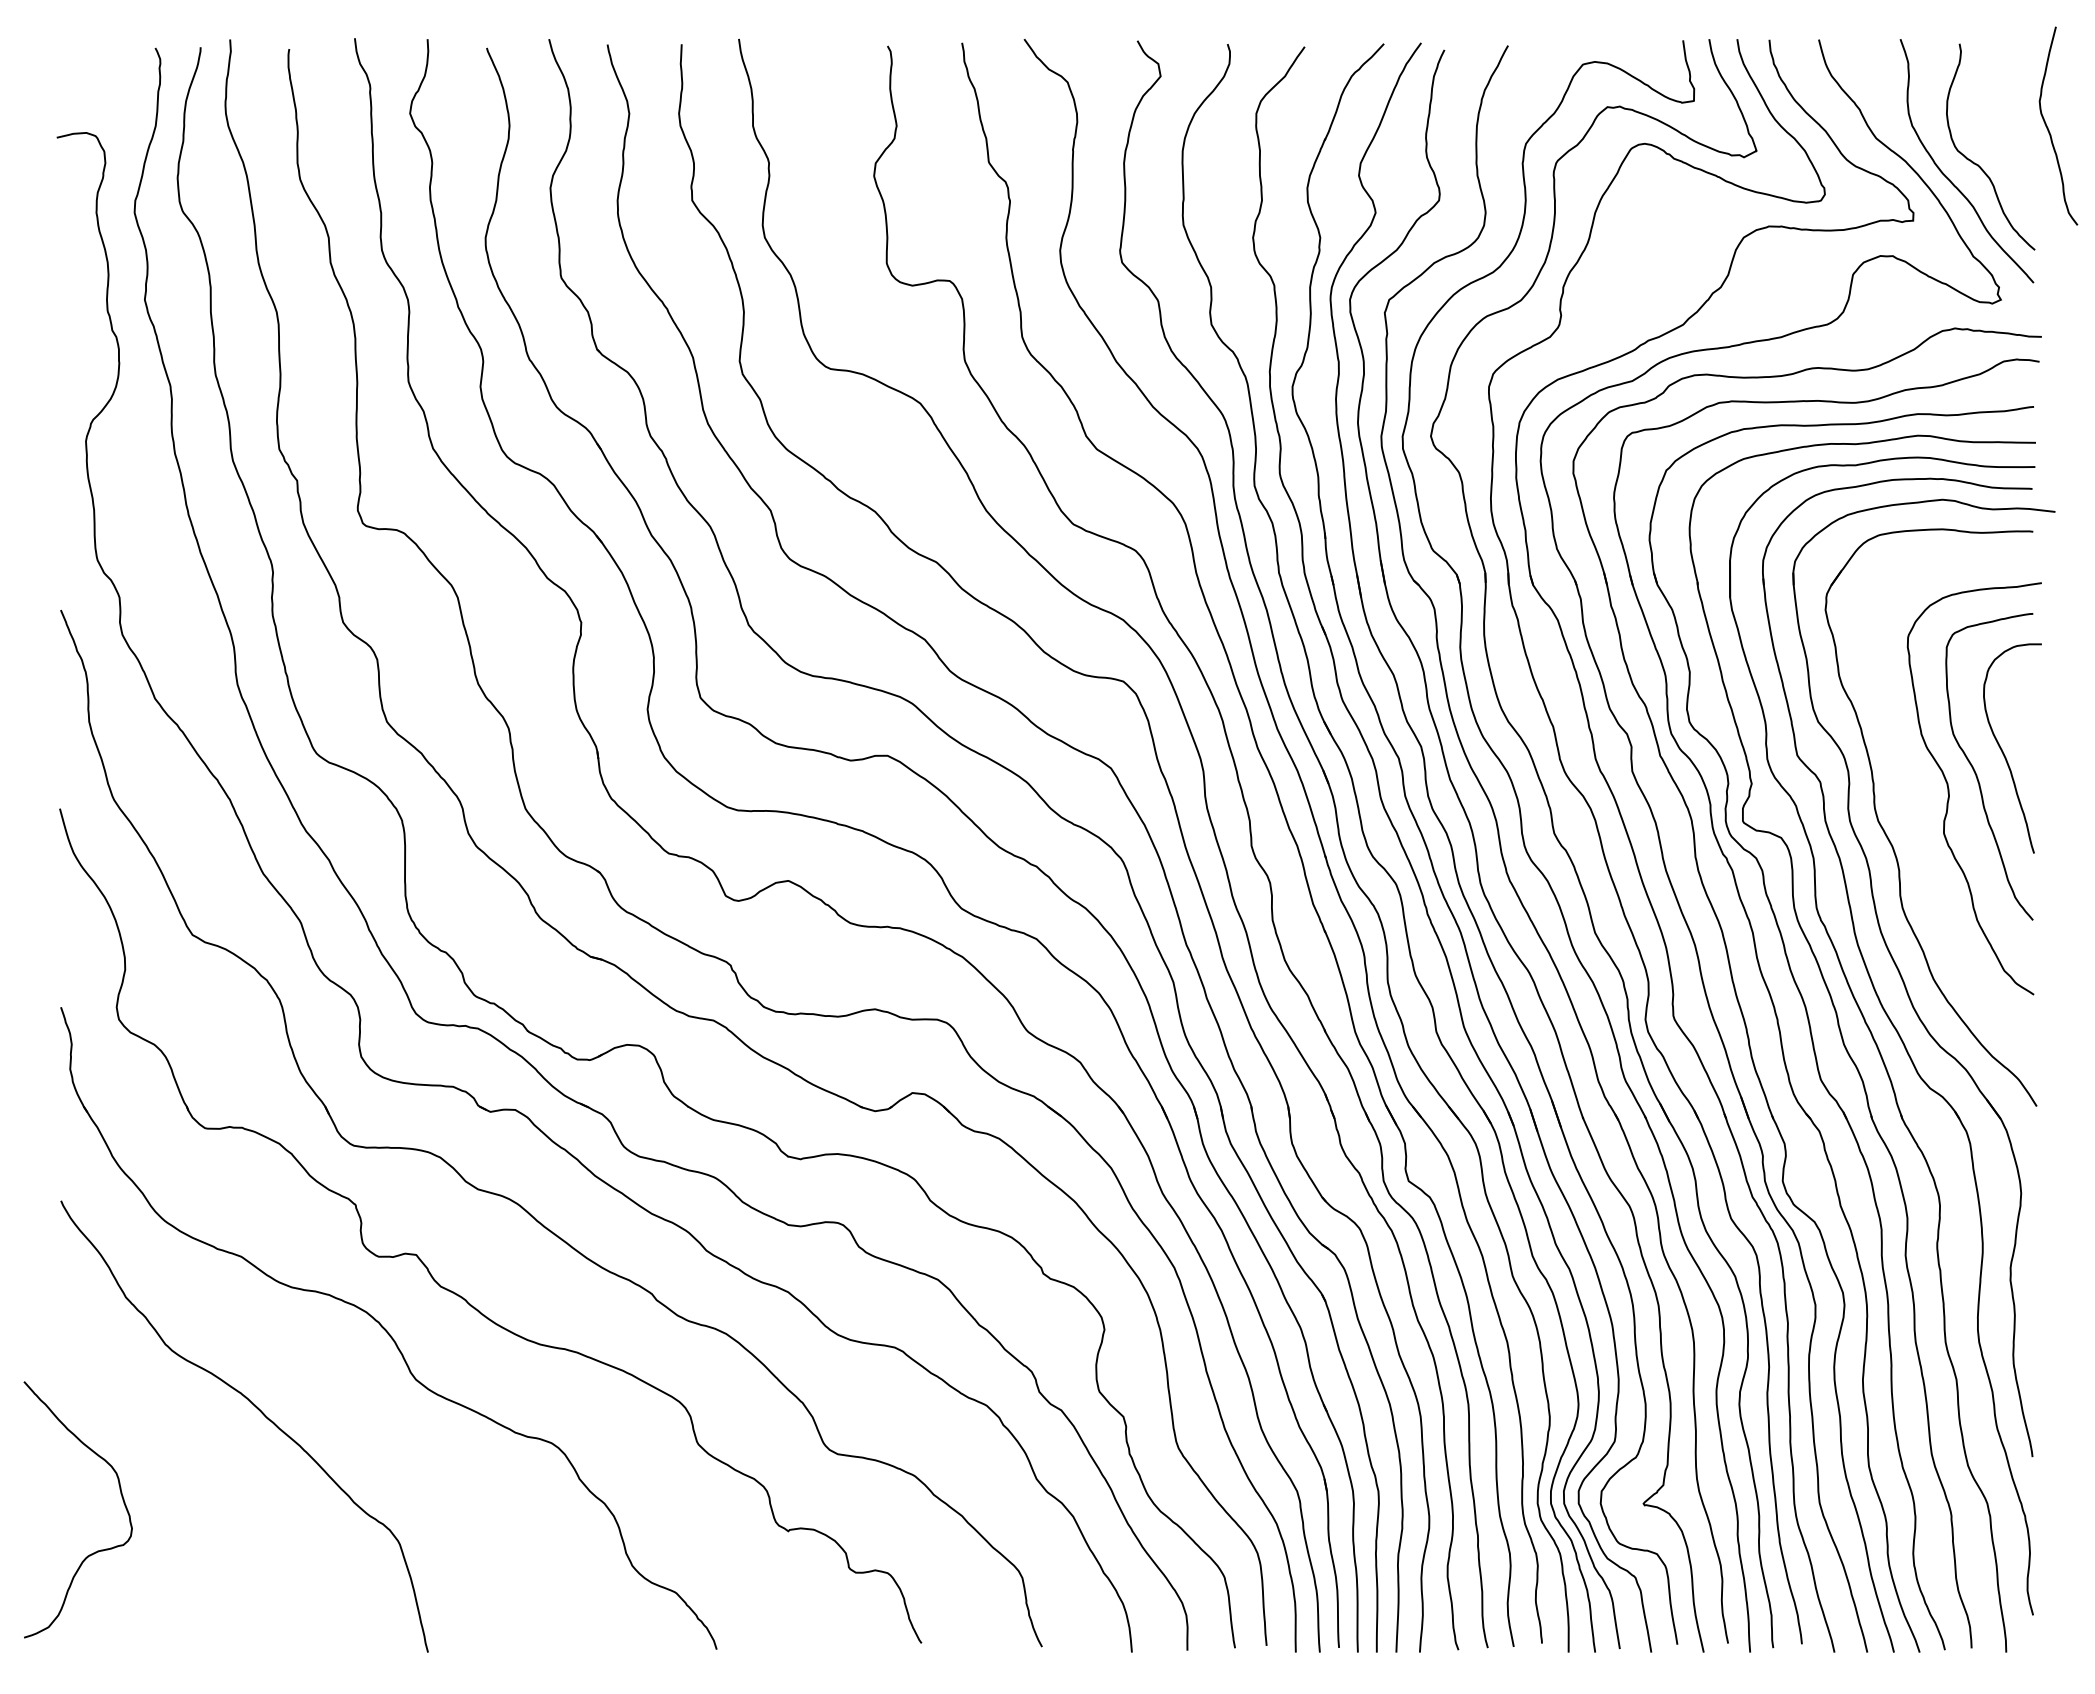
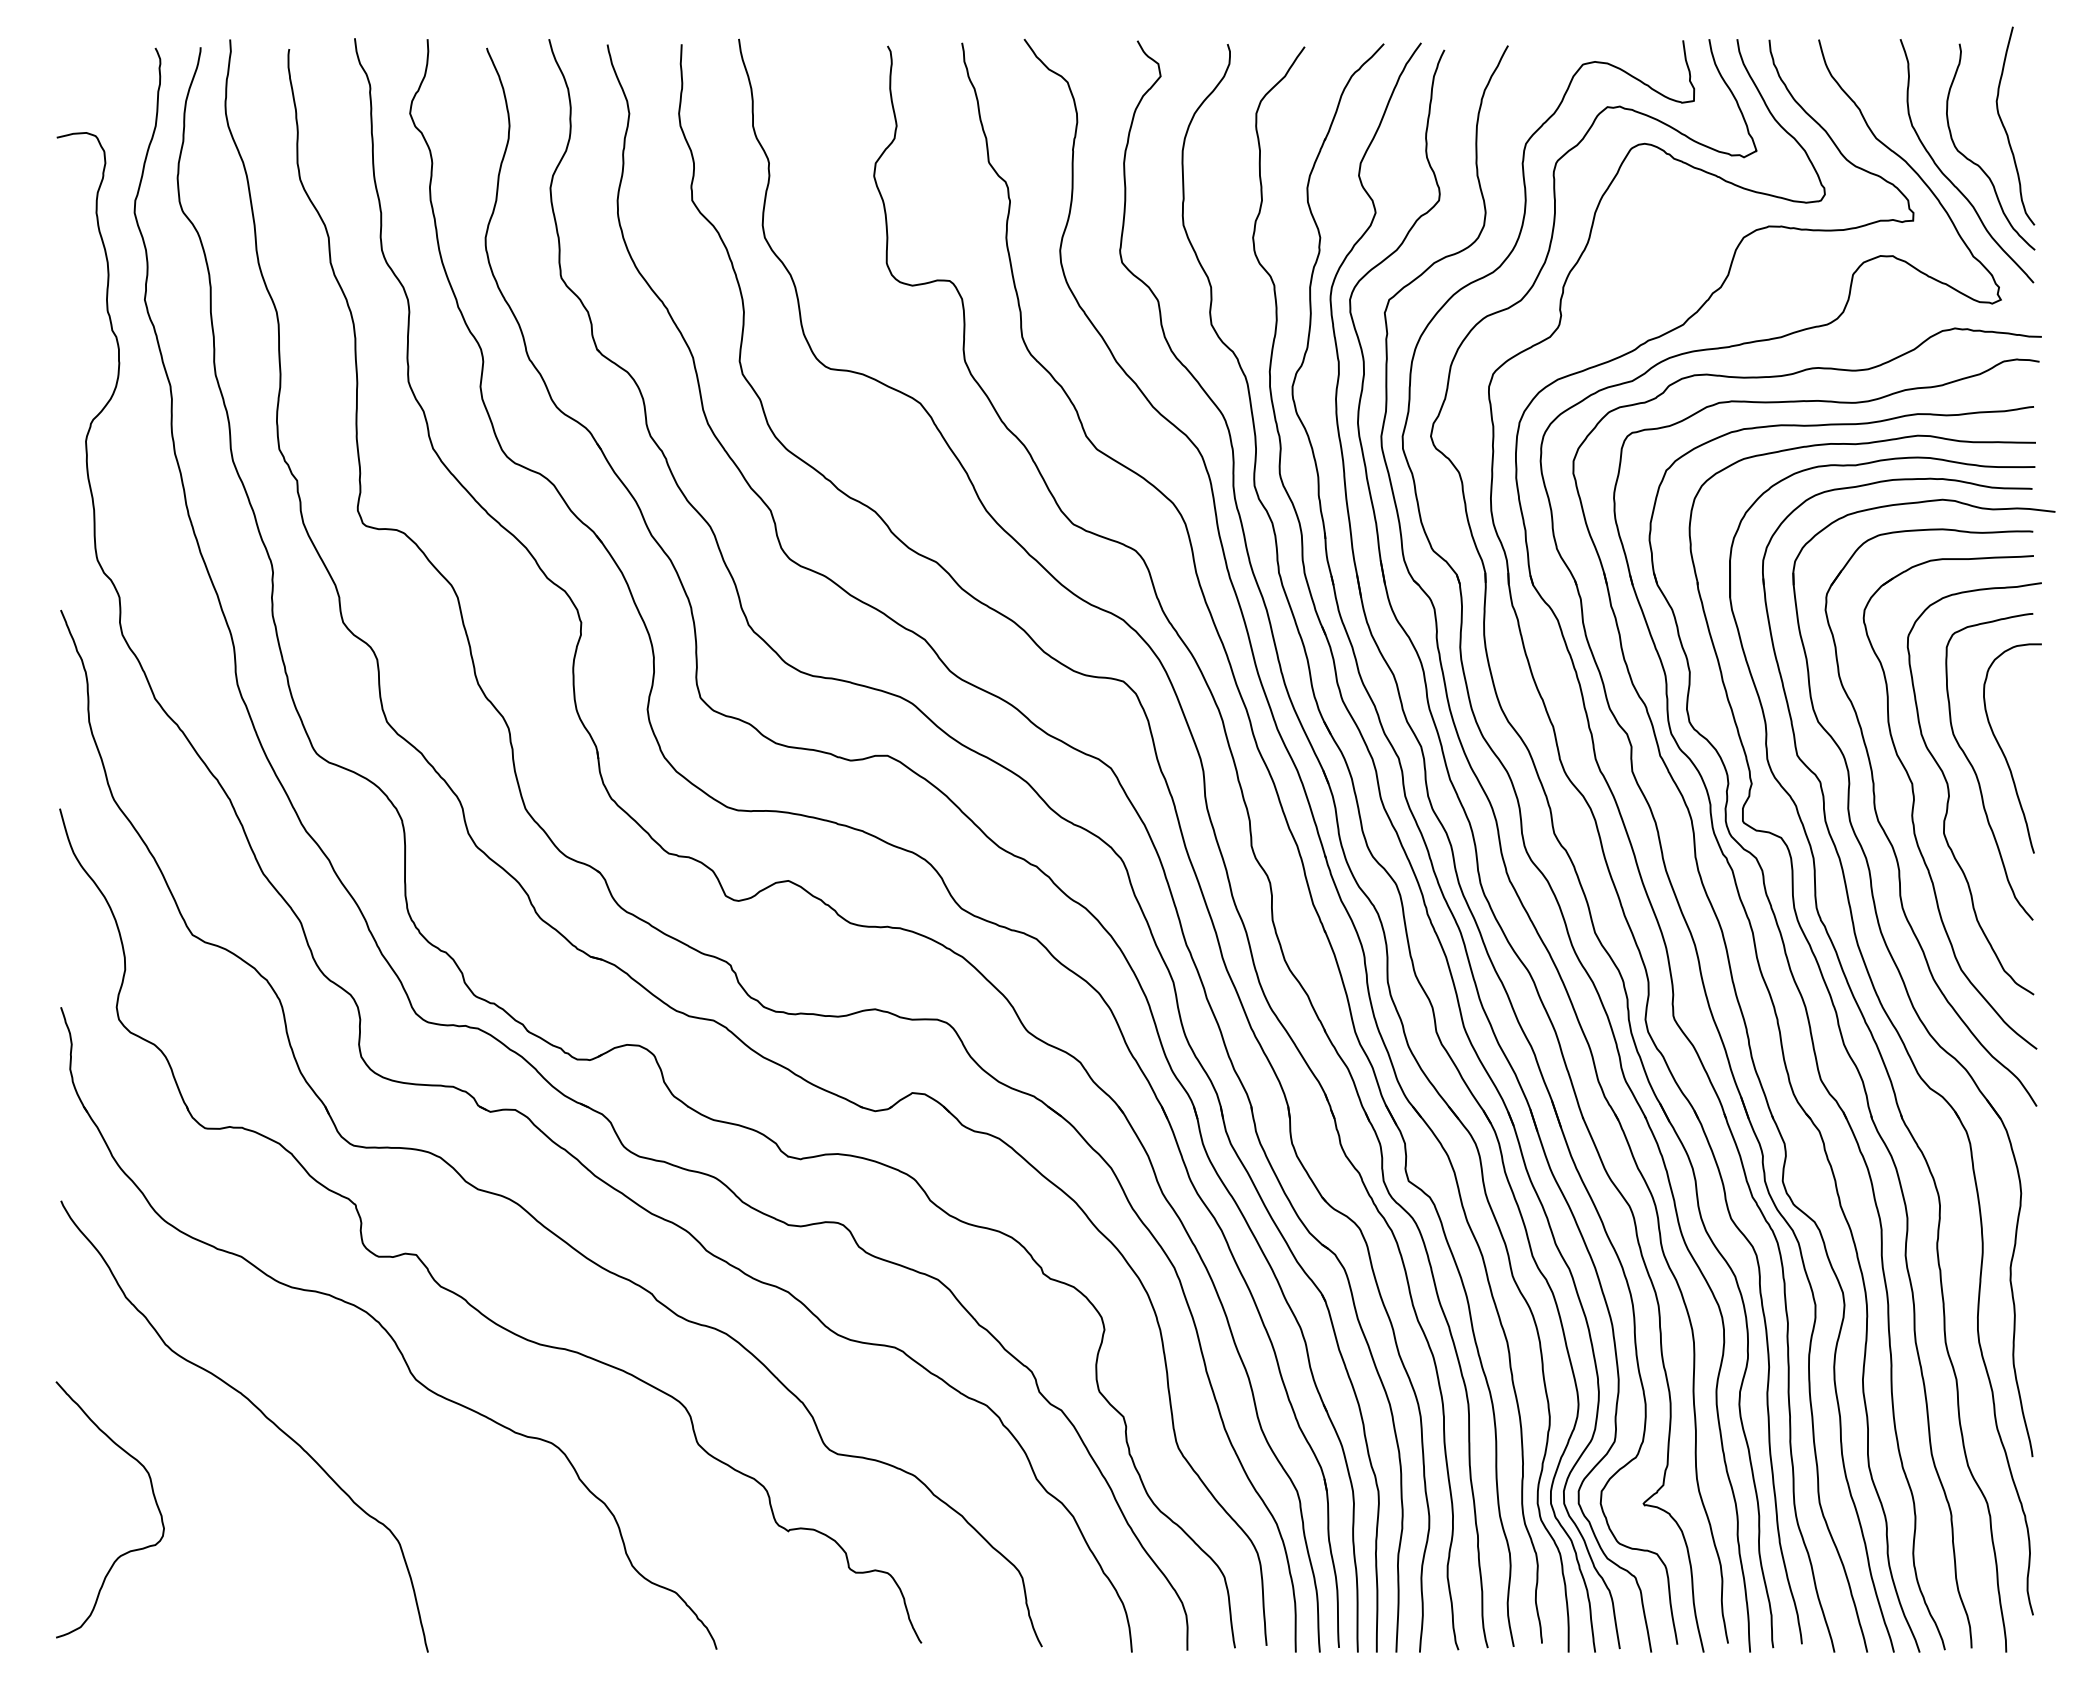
curve position: (2048, 127) -> (2005, 127) (2005, 127)
part: none -> present (1914, 802)
curve position: (120, 1494) -> (152, 1494) (152, 1494)
